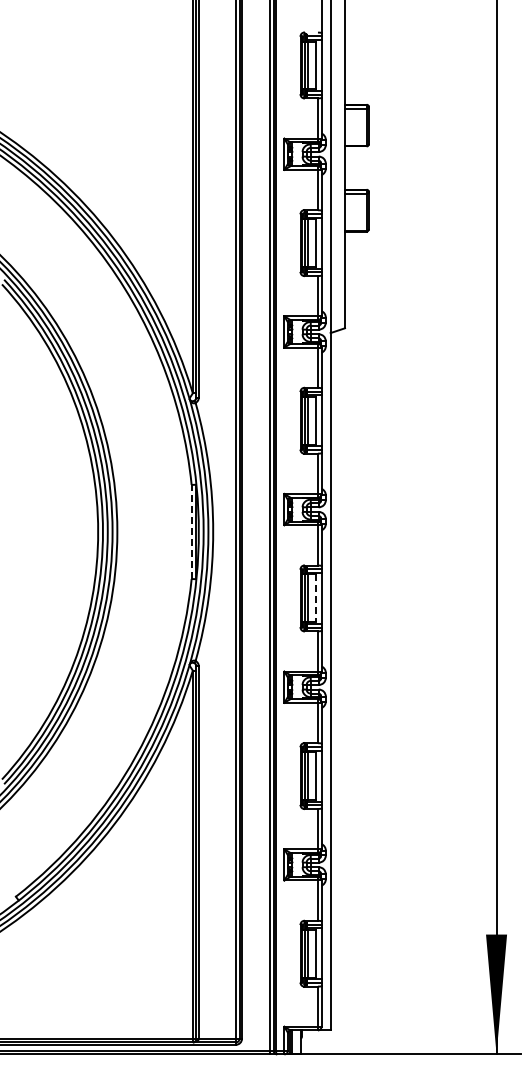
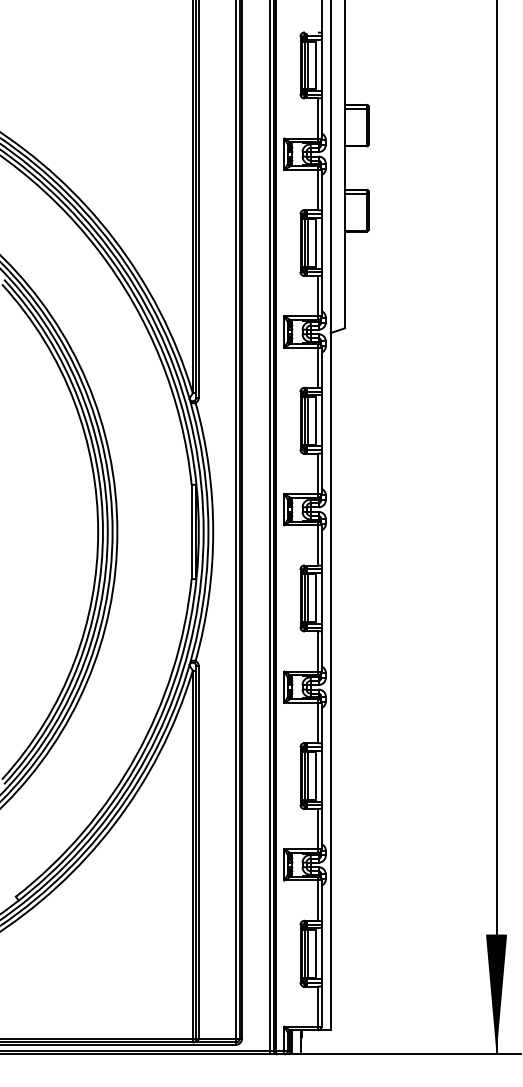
line: dashed -> solid (191, 531)
line: dashed -> solid (316, 598)
